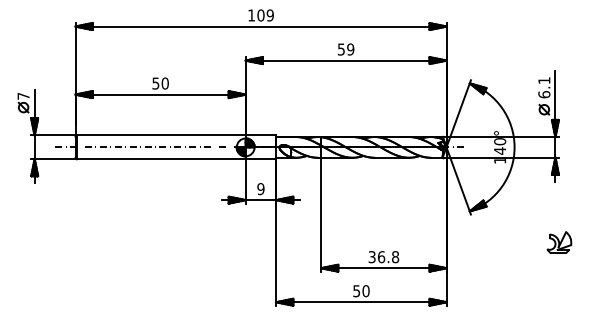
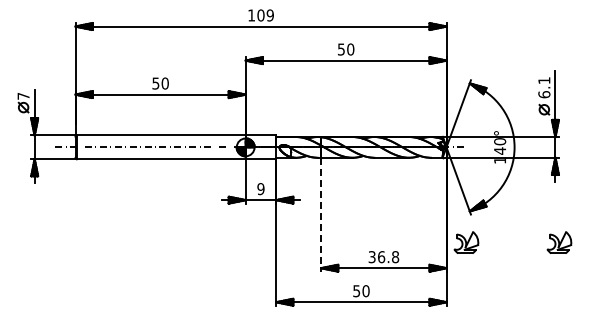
text: 59 -> 50 (350, 49)
line: solid -> dashed (321, 214)
part: none -> present (466, 242)
